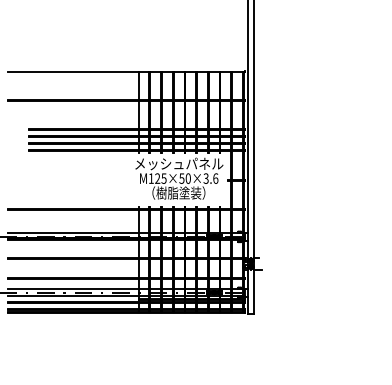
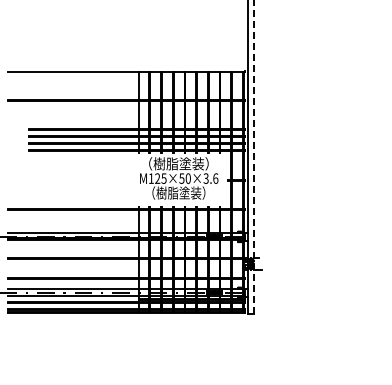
line: solid -> dashed (254, 157)
text: メッシュパネル -> （樹脂塗装） (179, 163)
